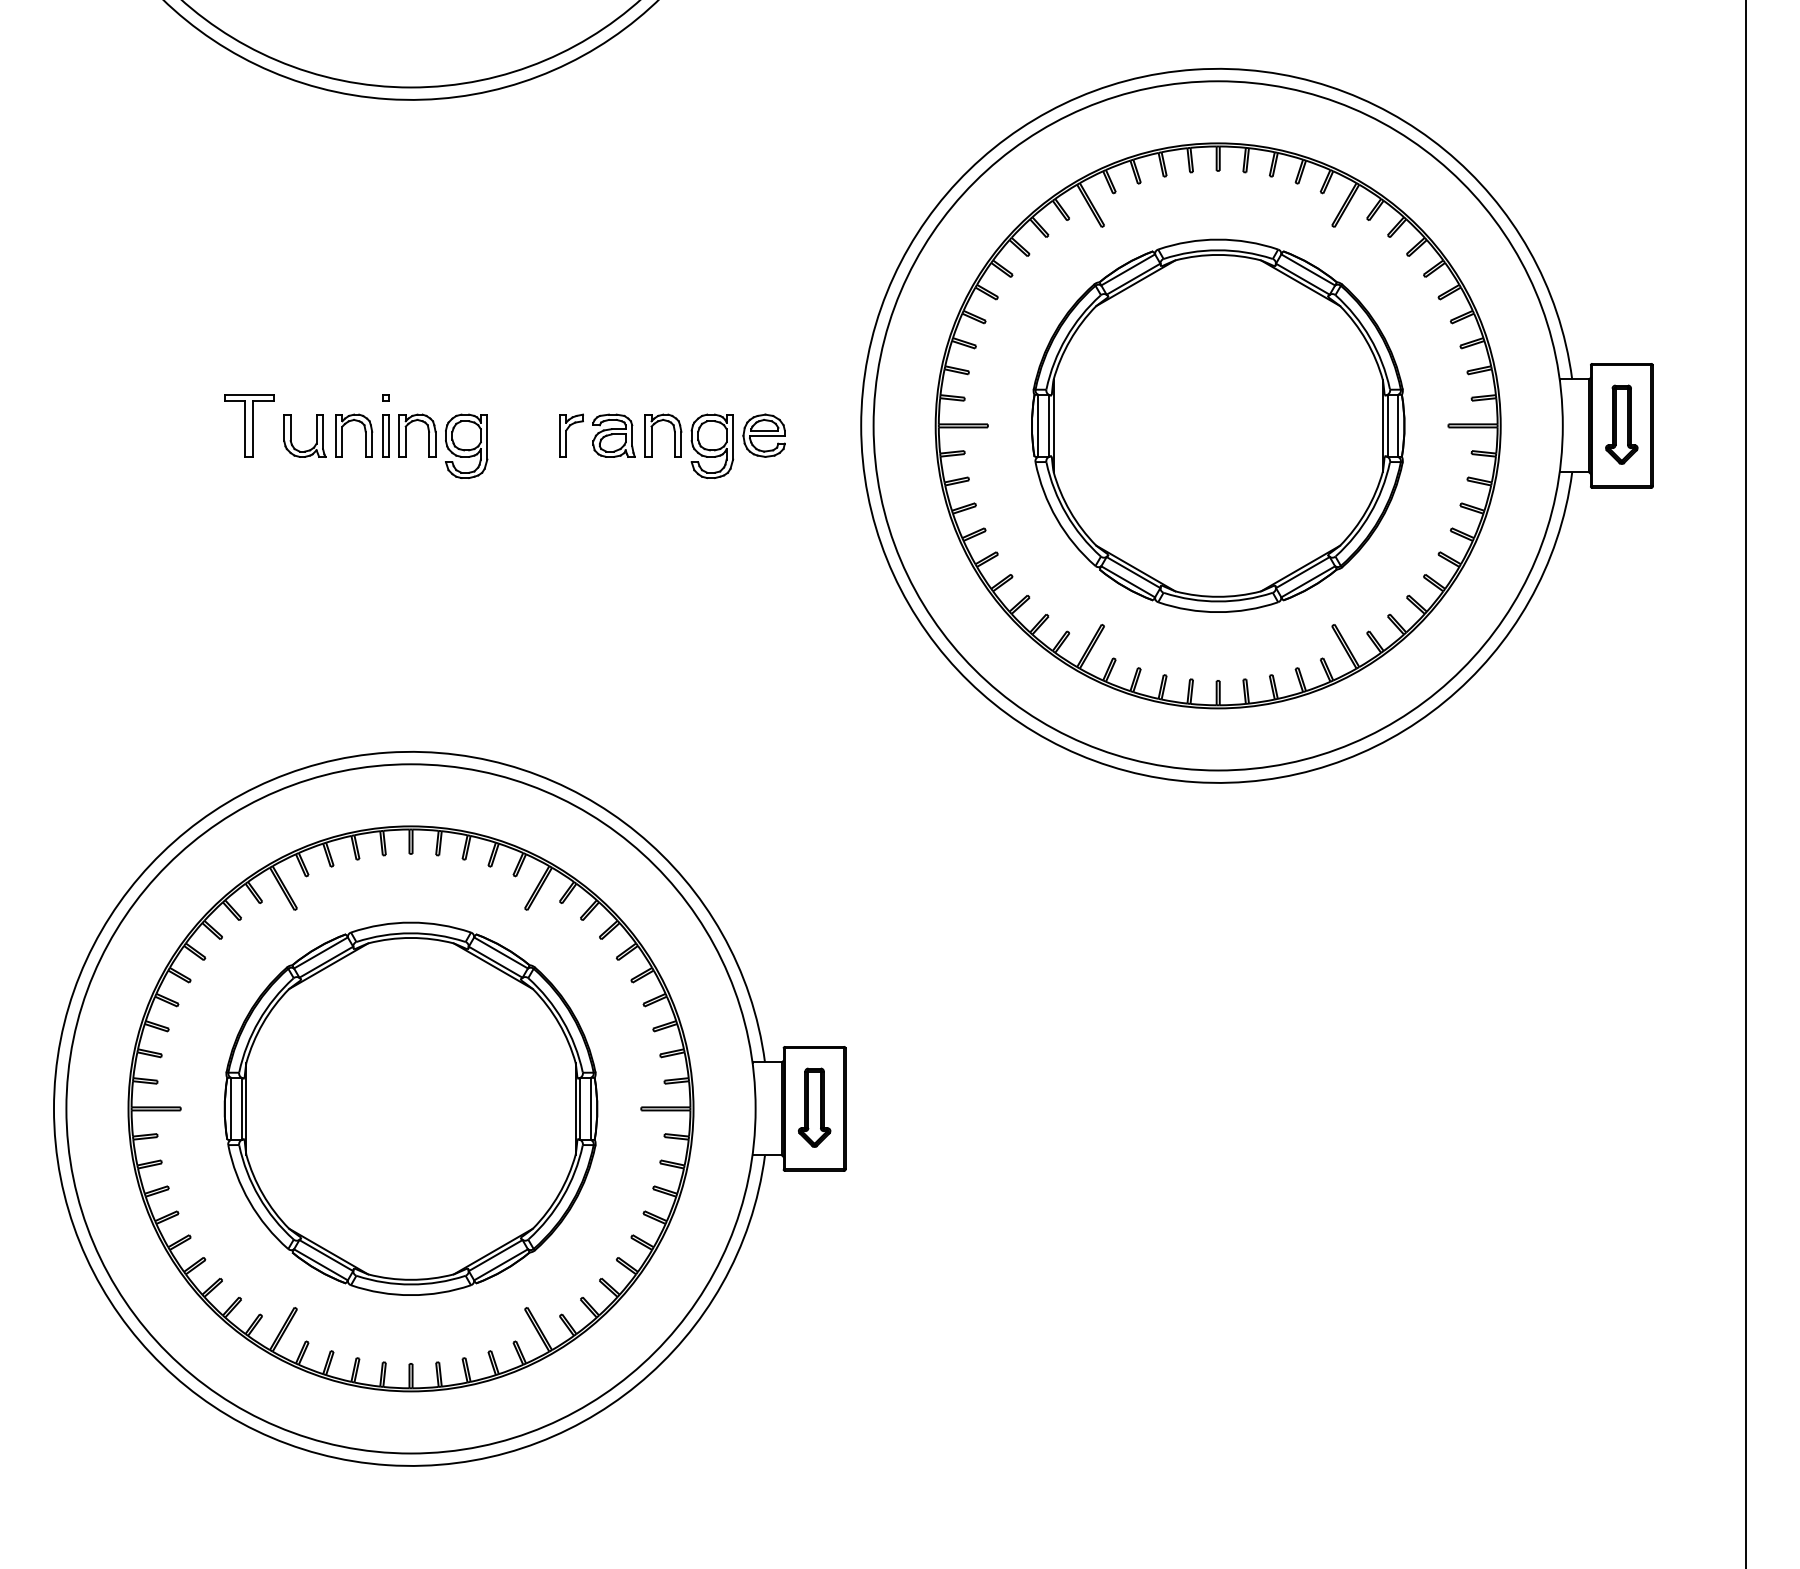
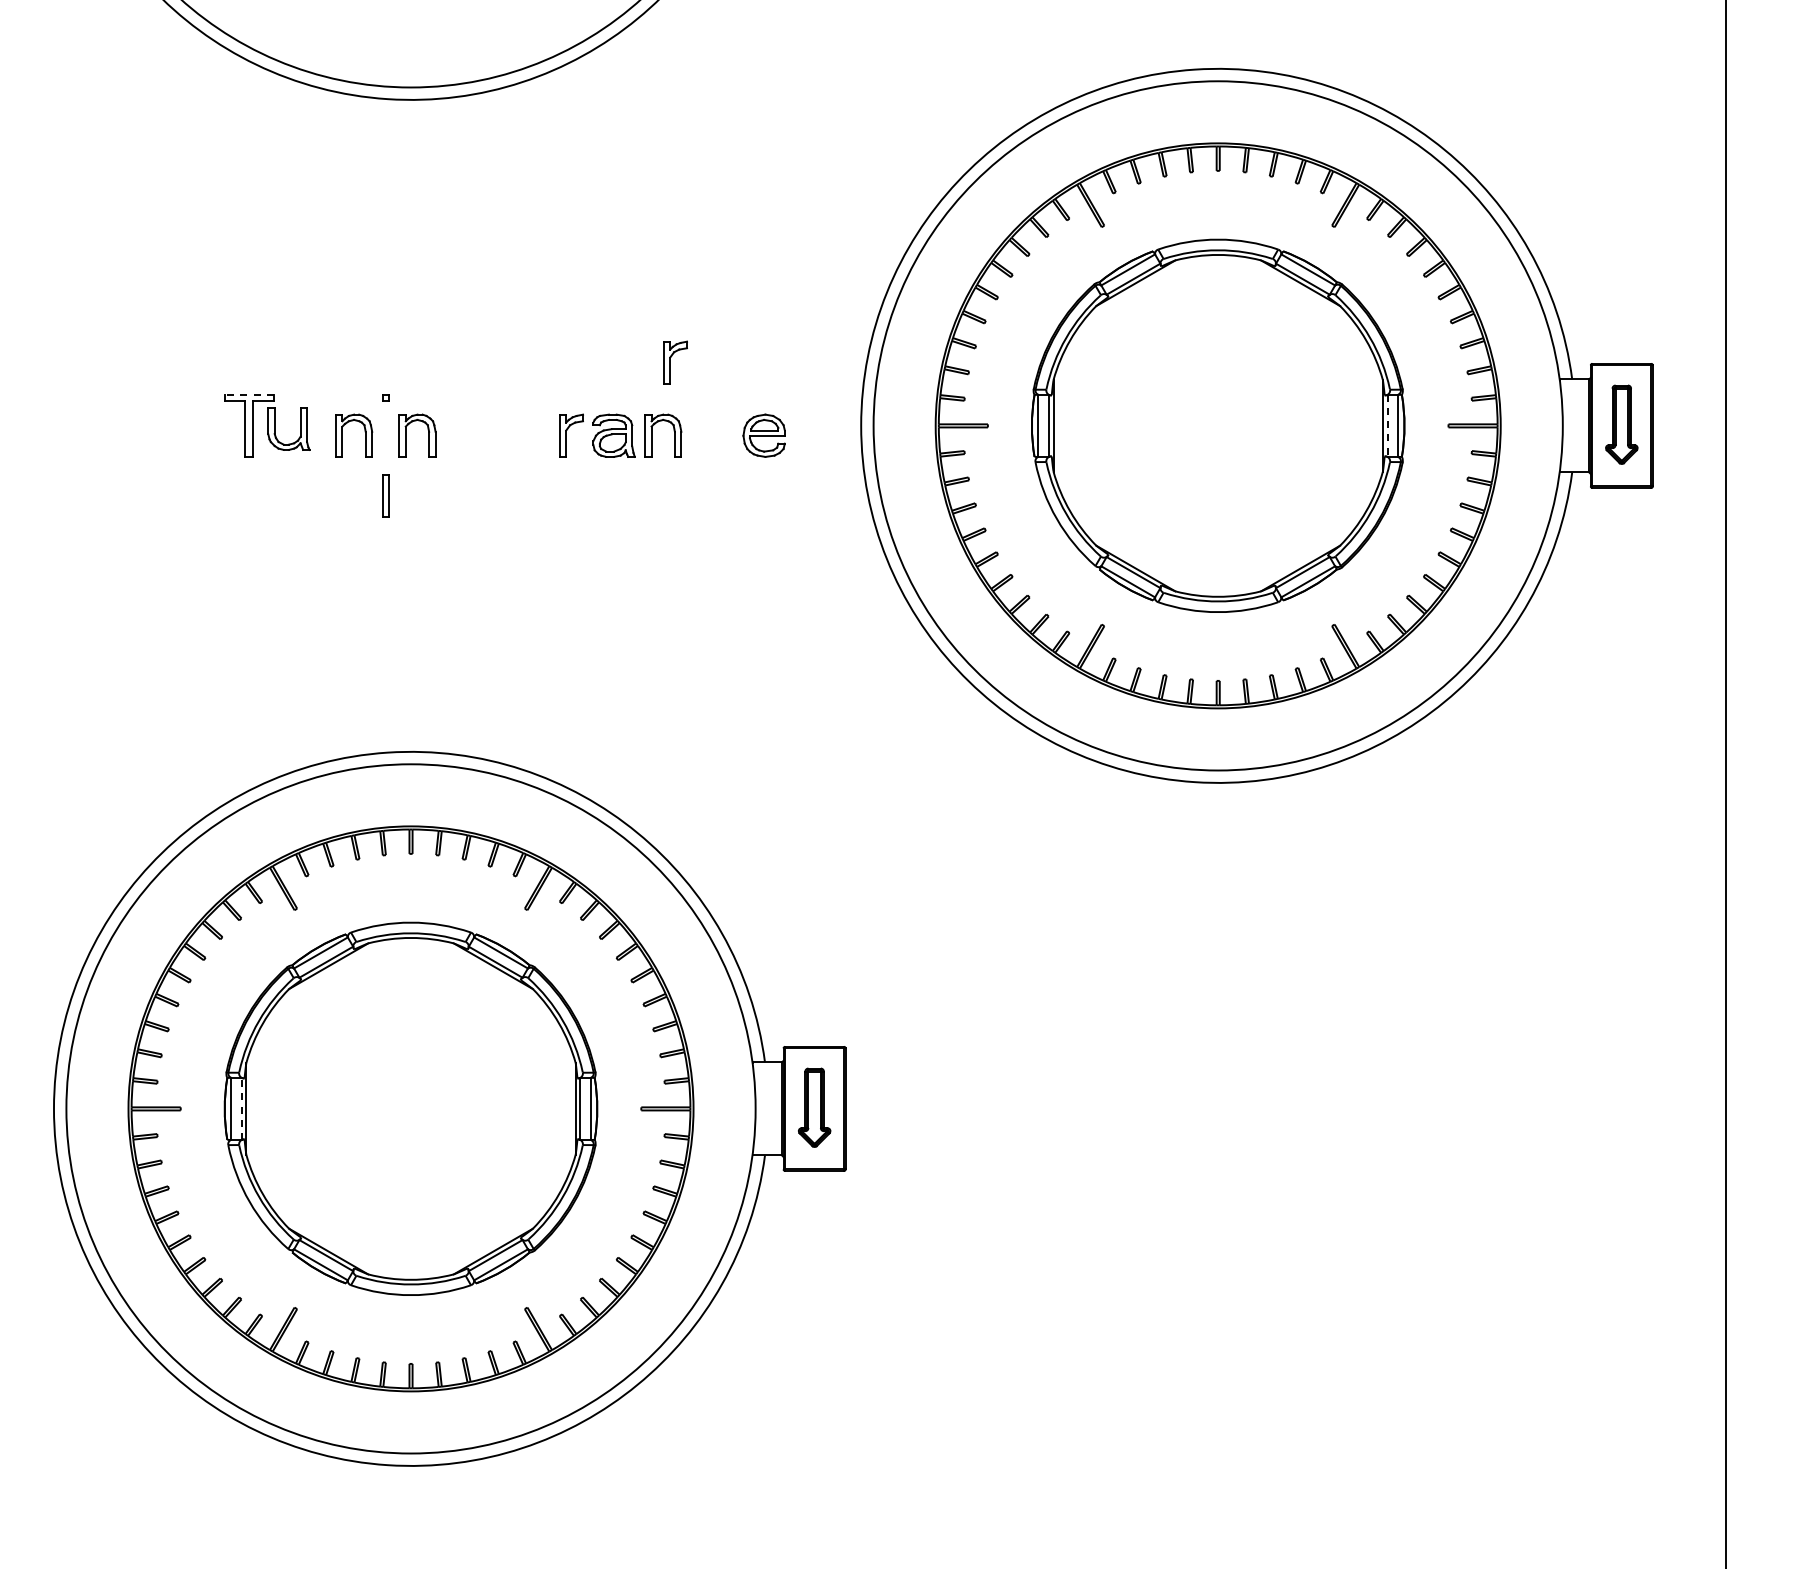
part: none -> present (675, 362)
line: solid -> dashed (249, 394)
line: solid -> dashed (1387, 426)
part position: (316, 435) -> (300, 428) (300, 428)
part position: (385, 435) -> (385, 495) (385, 495)
part: present -> none (466, 445)
part: present -> none (712, 446)
line position: (1746, 783) -> (1726, 783) (1726, 783)
line: solid -> dashed (241, 1108)
